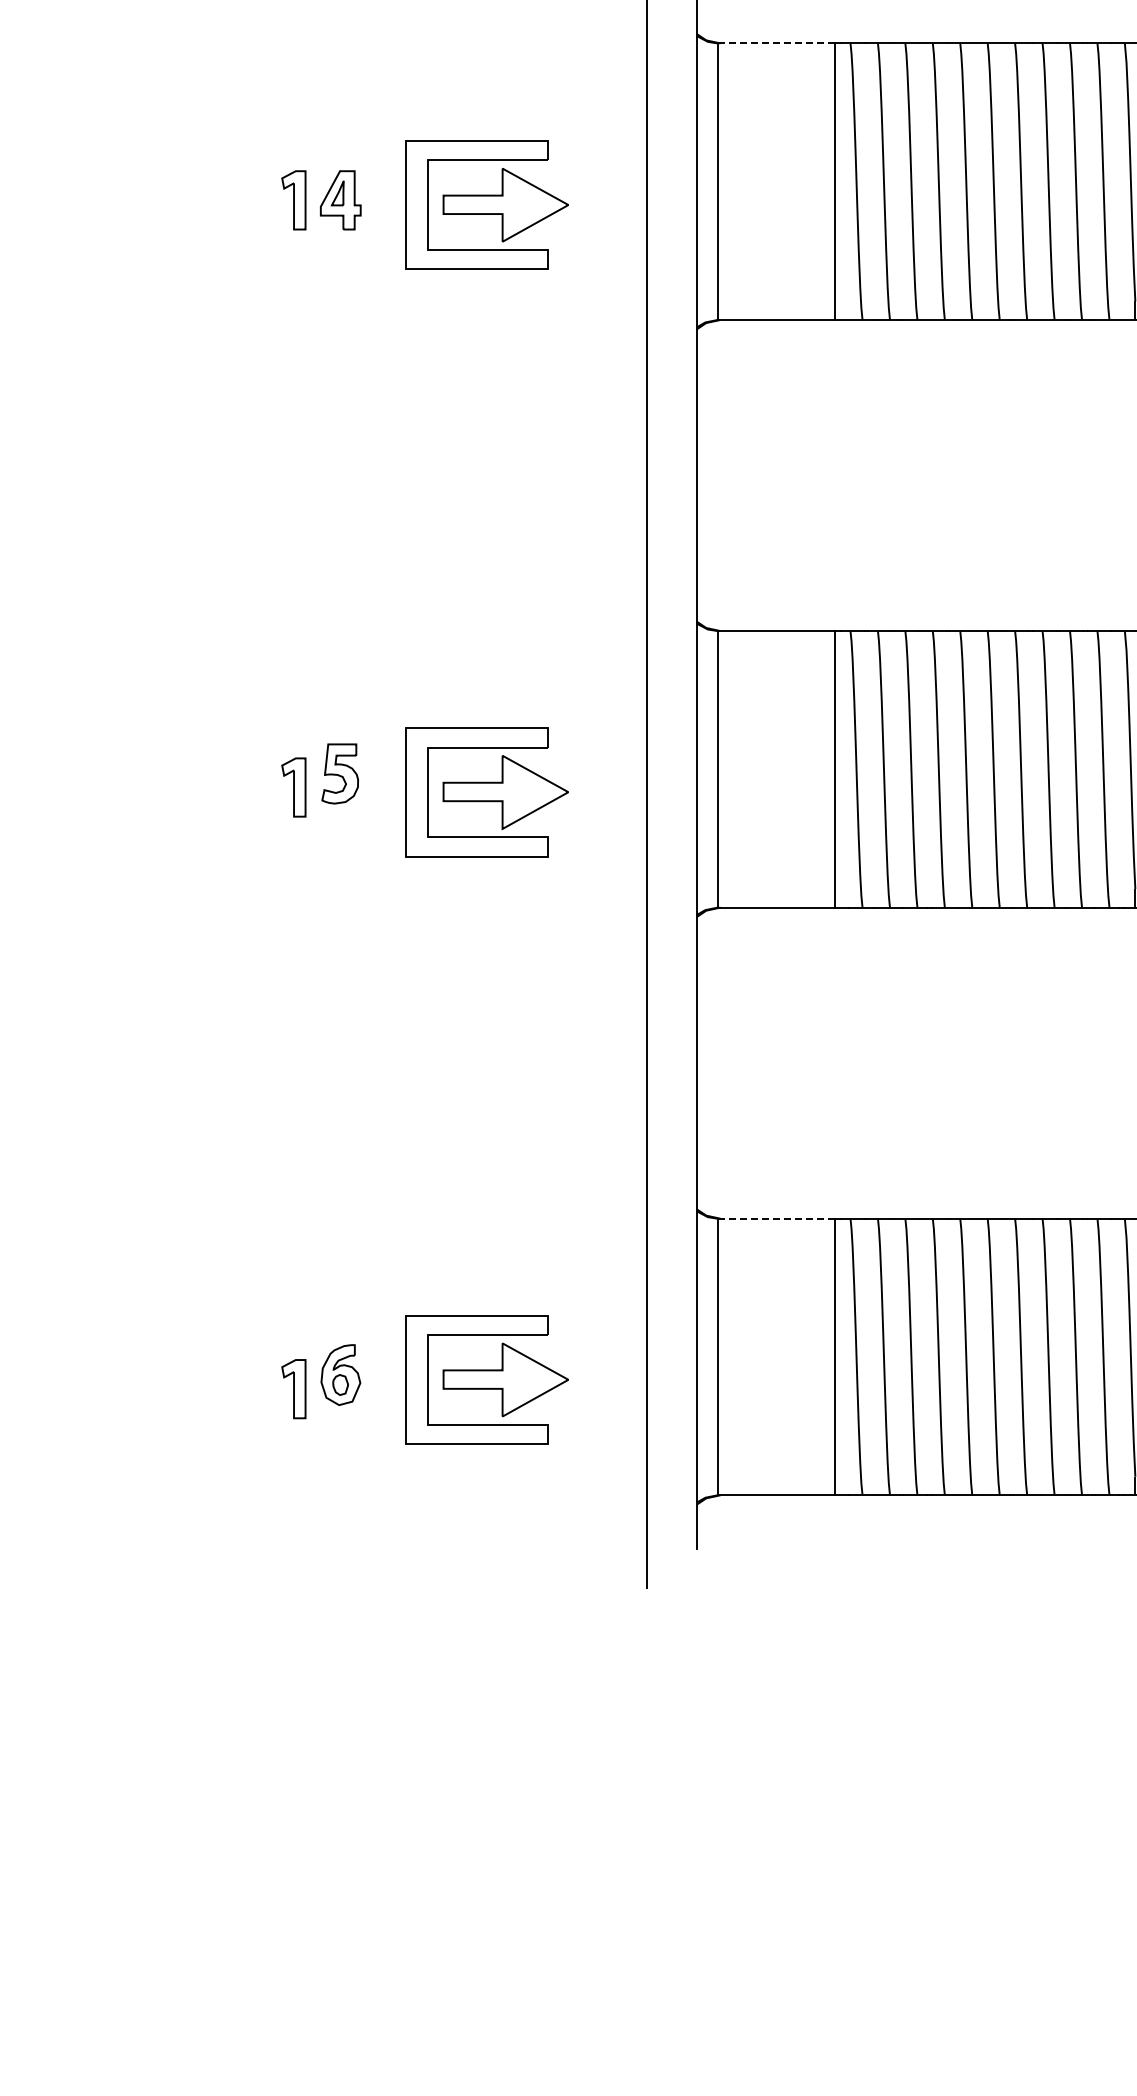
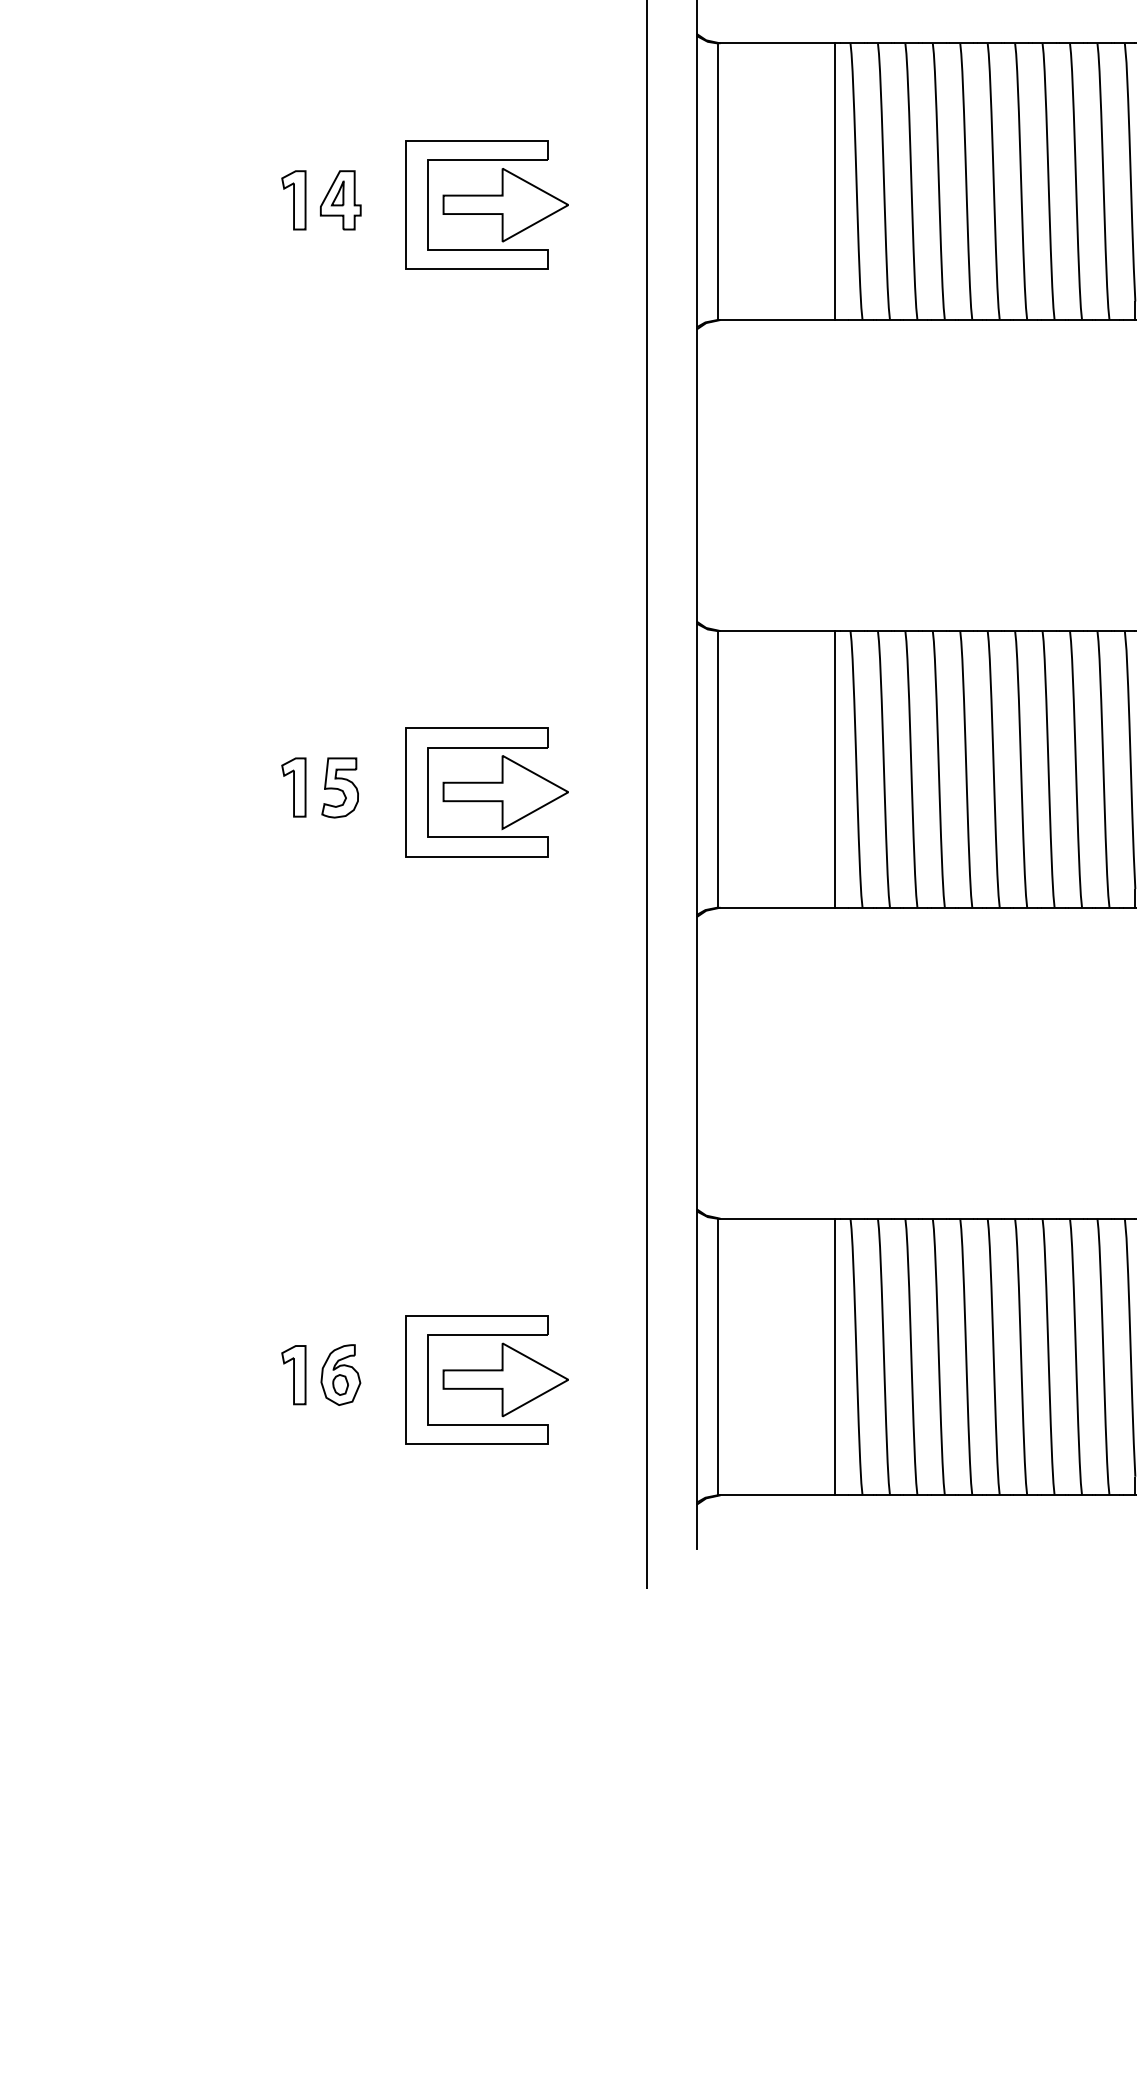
line: dashed -> solid (776, 43)
part position: (339, 773) -> (339, 787) (339, 787)
line: dashed -> solid (776, 1218)
part position: (293, 1389) -> (293, 1375) (293, 1375)
